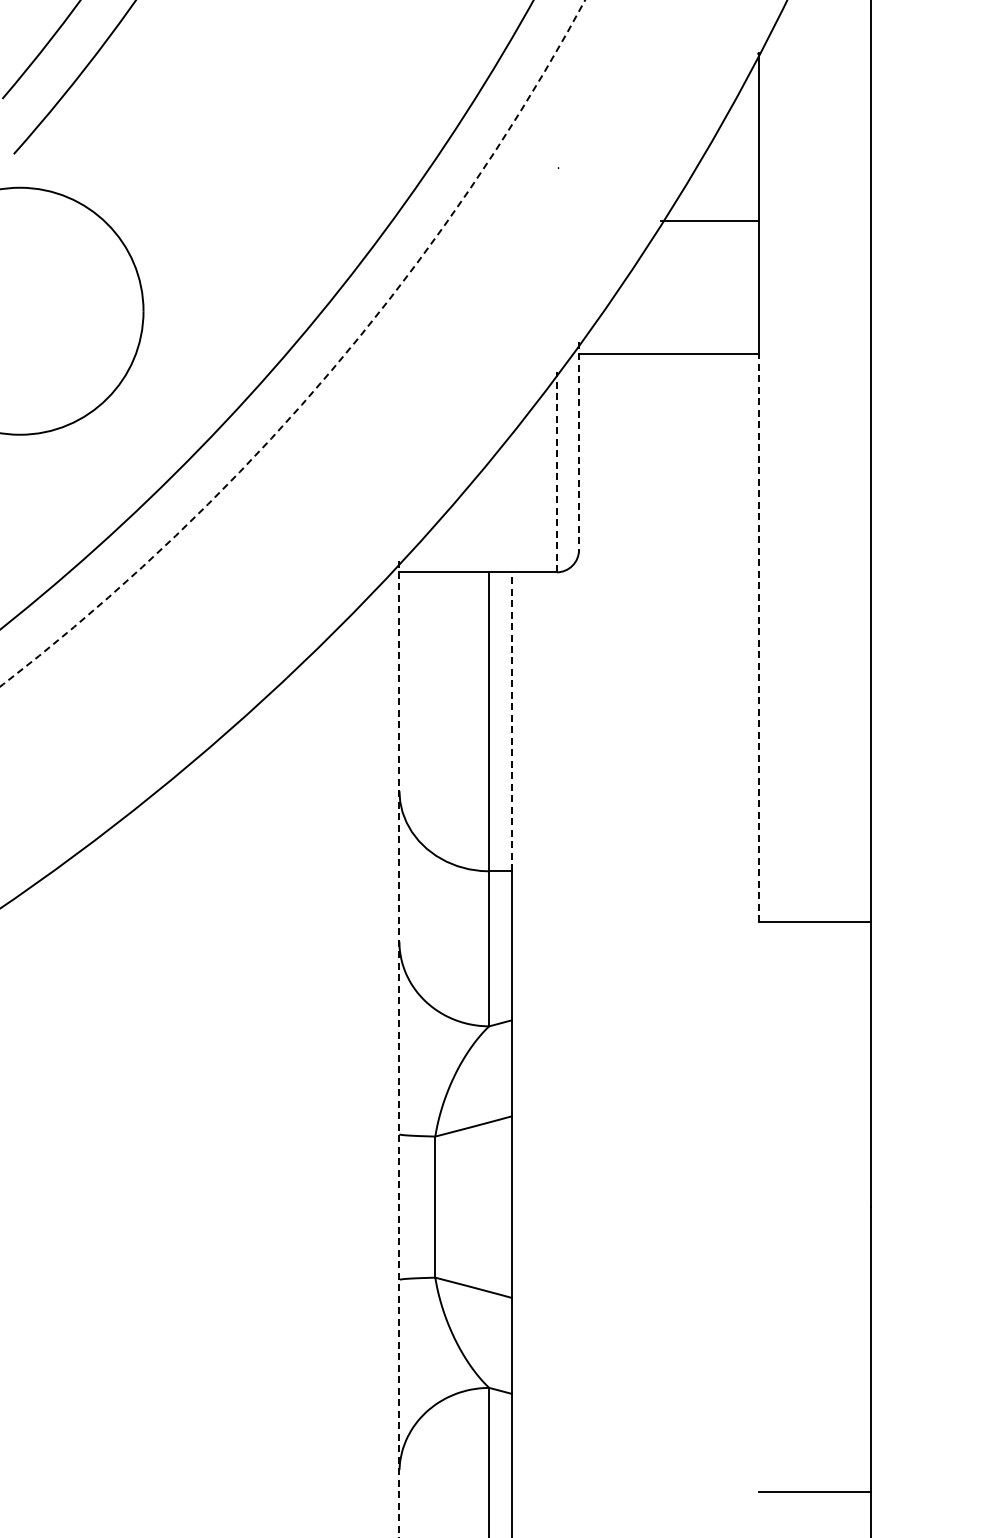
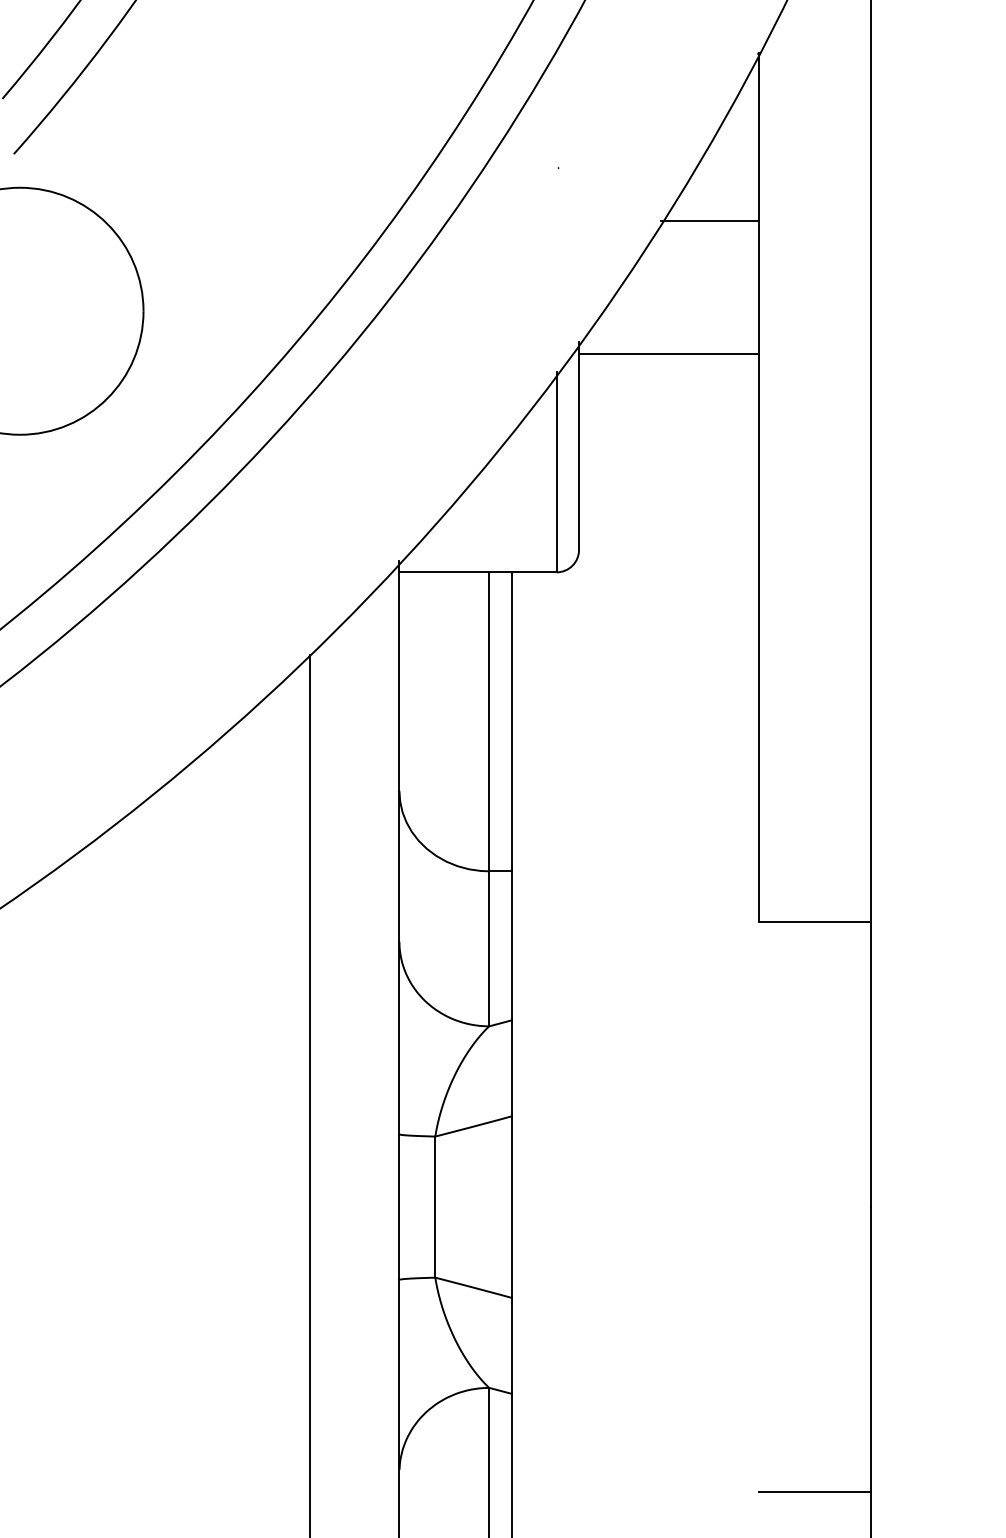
arc: dashed -> solid (328, 374)
line: dashed -> solid (579, 446)
line: dashed -> solid (556, 471)
line: dashed -> solid (758, 637)
line: dashed -> solid (511, 721)
line: dashed -> solid (399, 1049)
line: none -> present (309, 1094)
